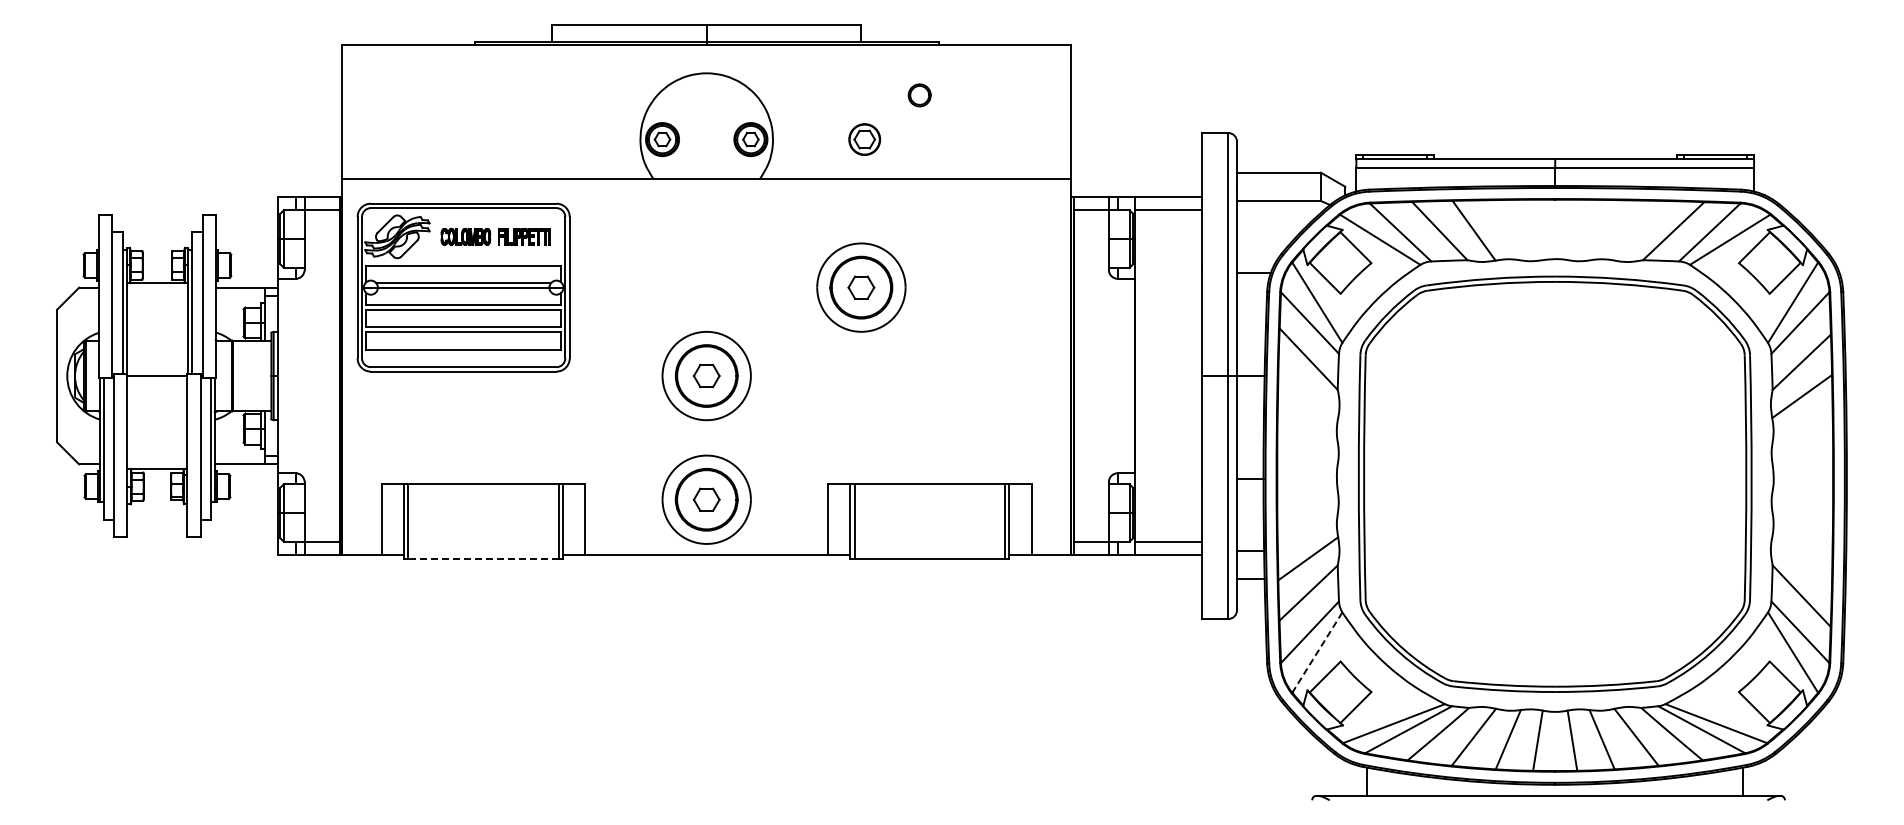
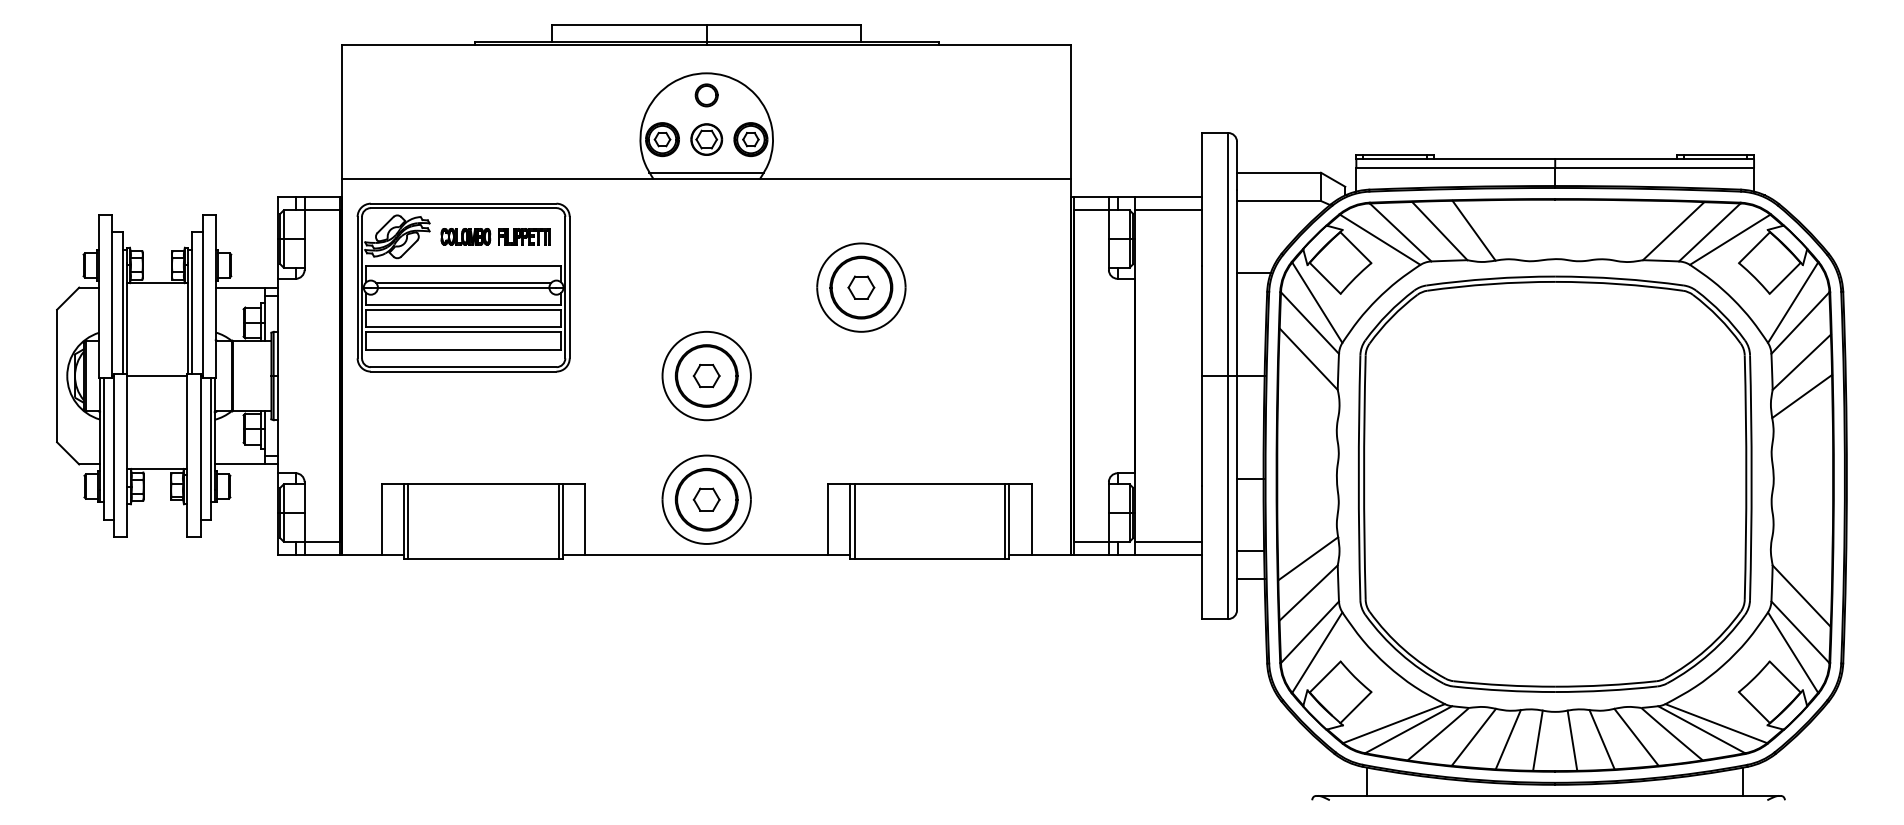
part position: (919, 95) -> (706, 95) (706, 95)
part position: (864, 139) -> (706, 139) (706, 139)
line: none -> present (706, 172)
line: dashed -> solid (483, 559)
line: dashed -> solid (1317, 653)
